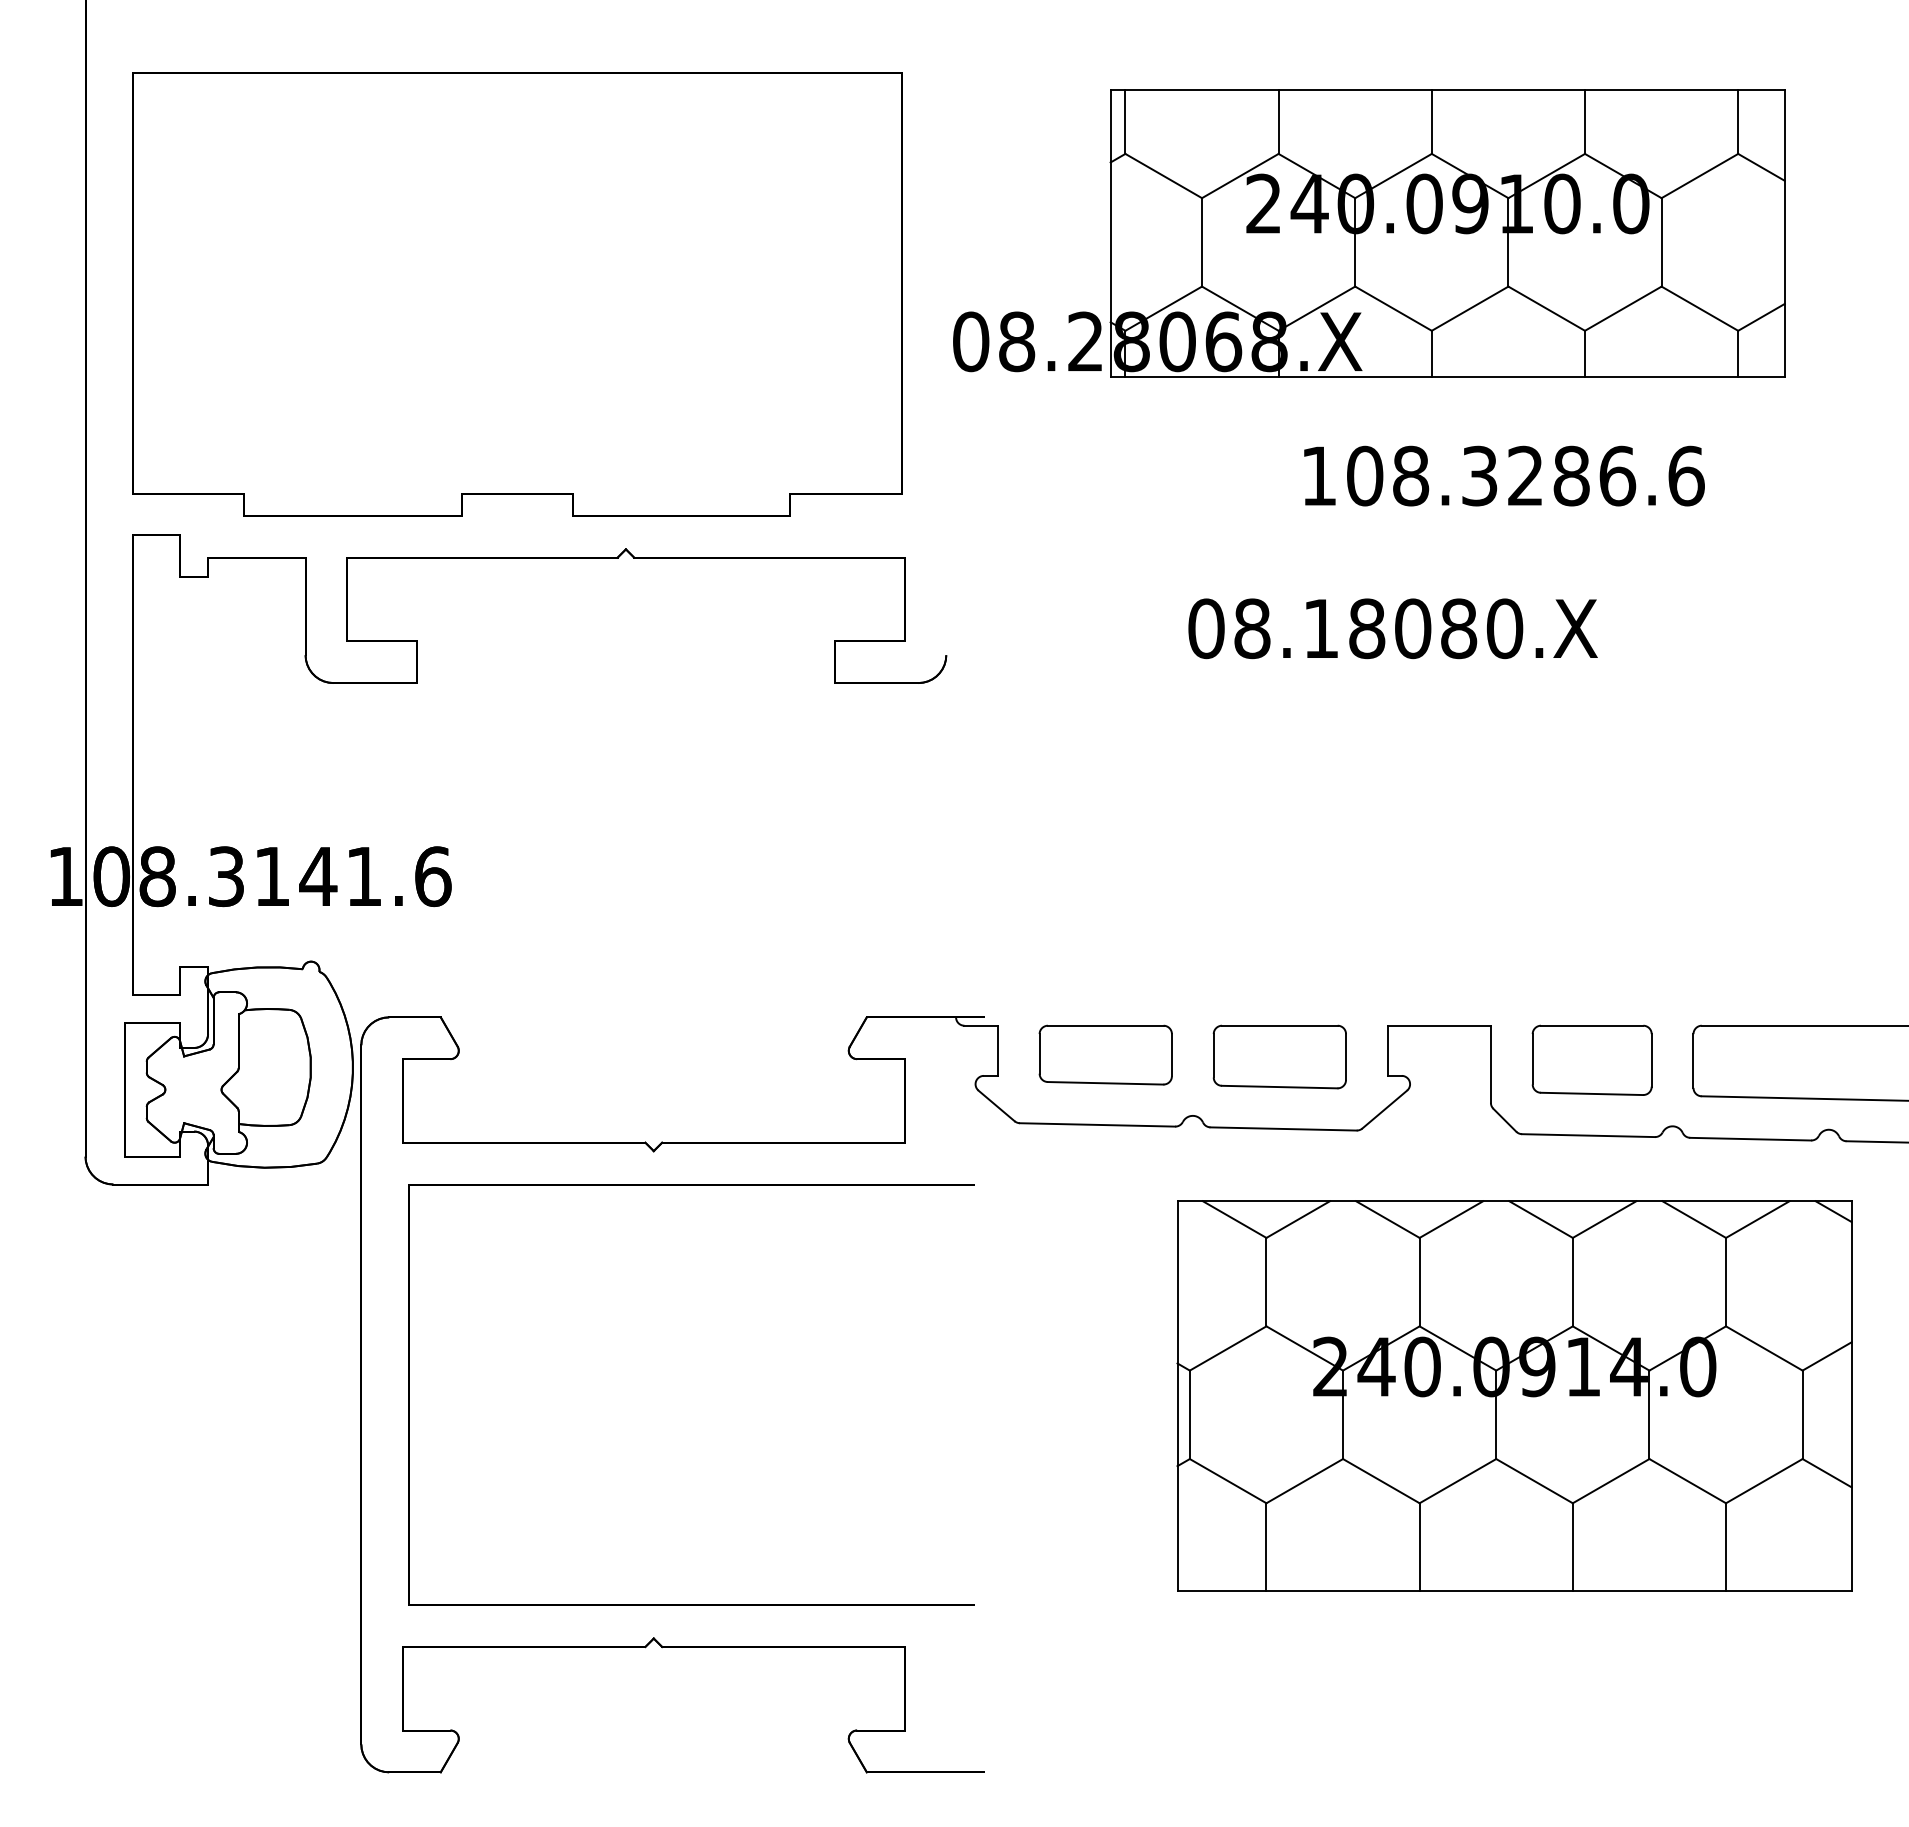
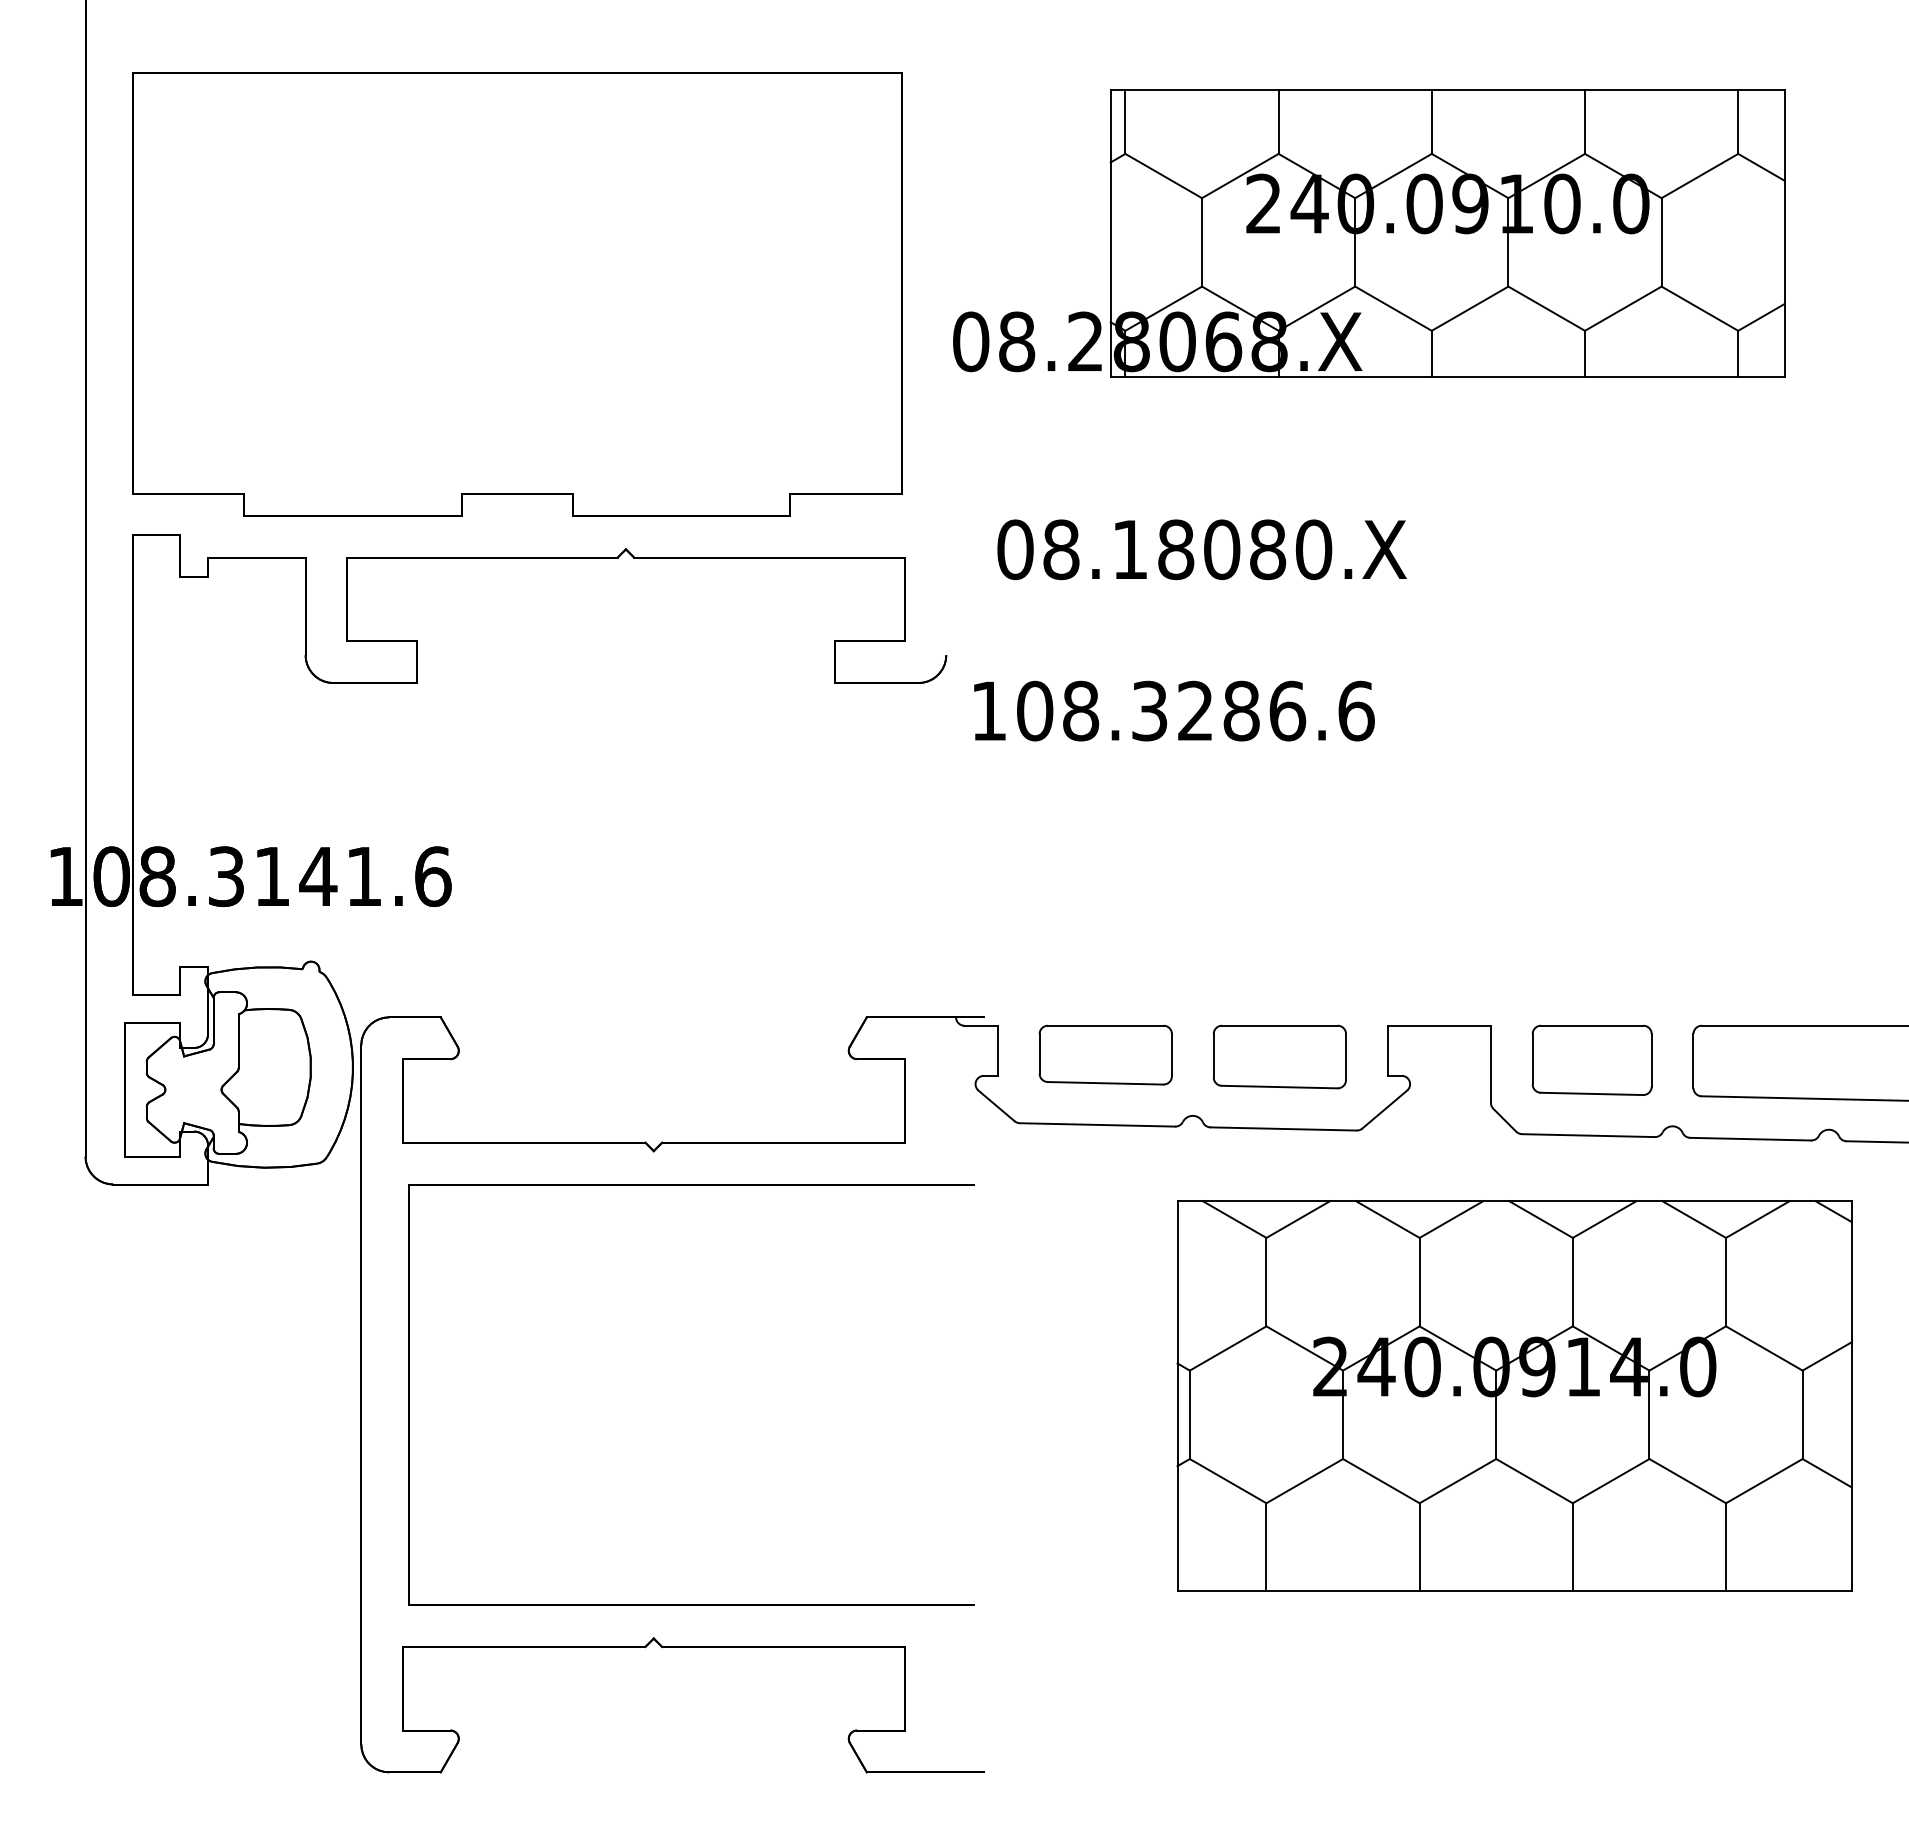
text position: (1504, 475) -> (1174, 710) (1174, 710)
text position: (1392, 628) -> (1201, 549) (1201, 549)
